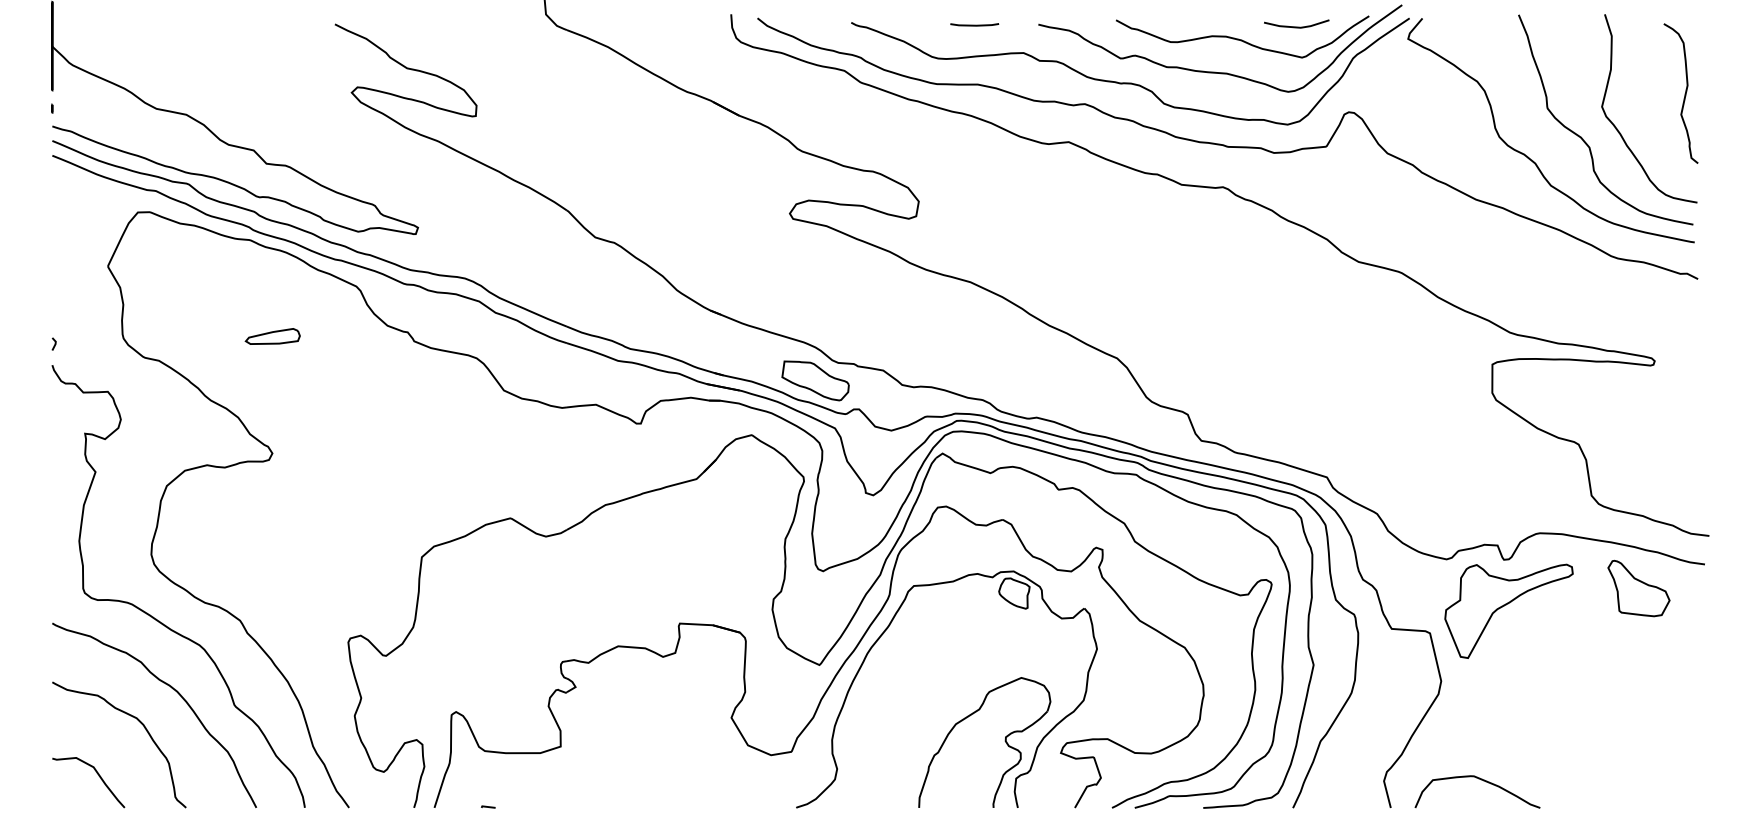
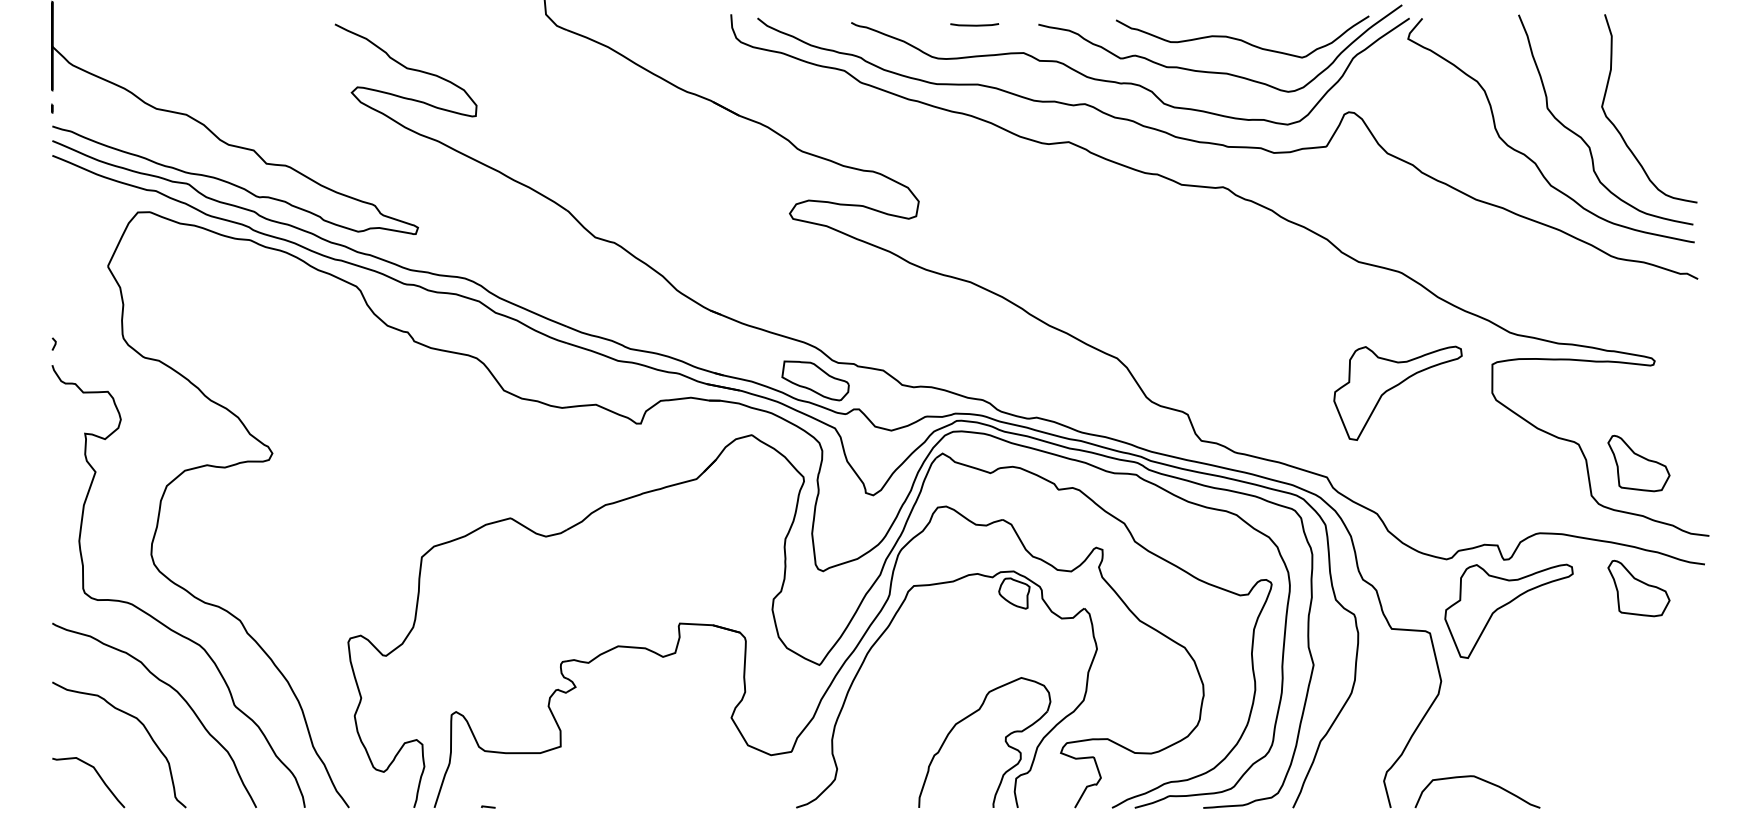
line: present -> none (1296, 26)
curve: present -> none (1684, 93)
part: present -> none (272, 336)
part: none -> present (1397, 392)
part: none -> present (1638, 463)
